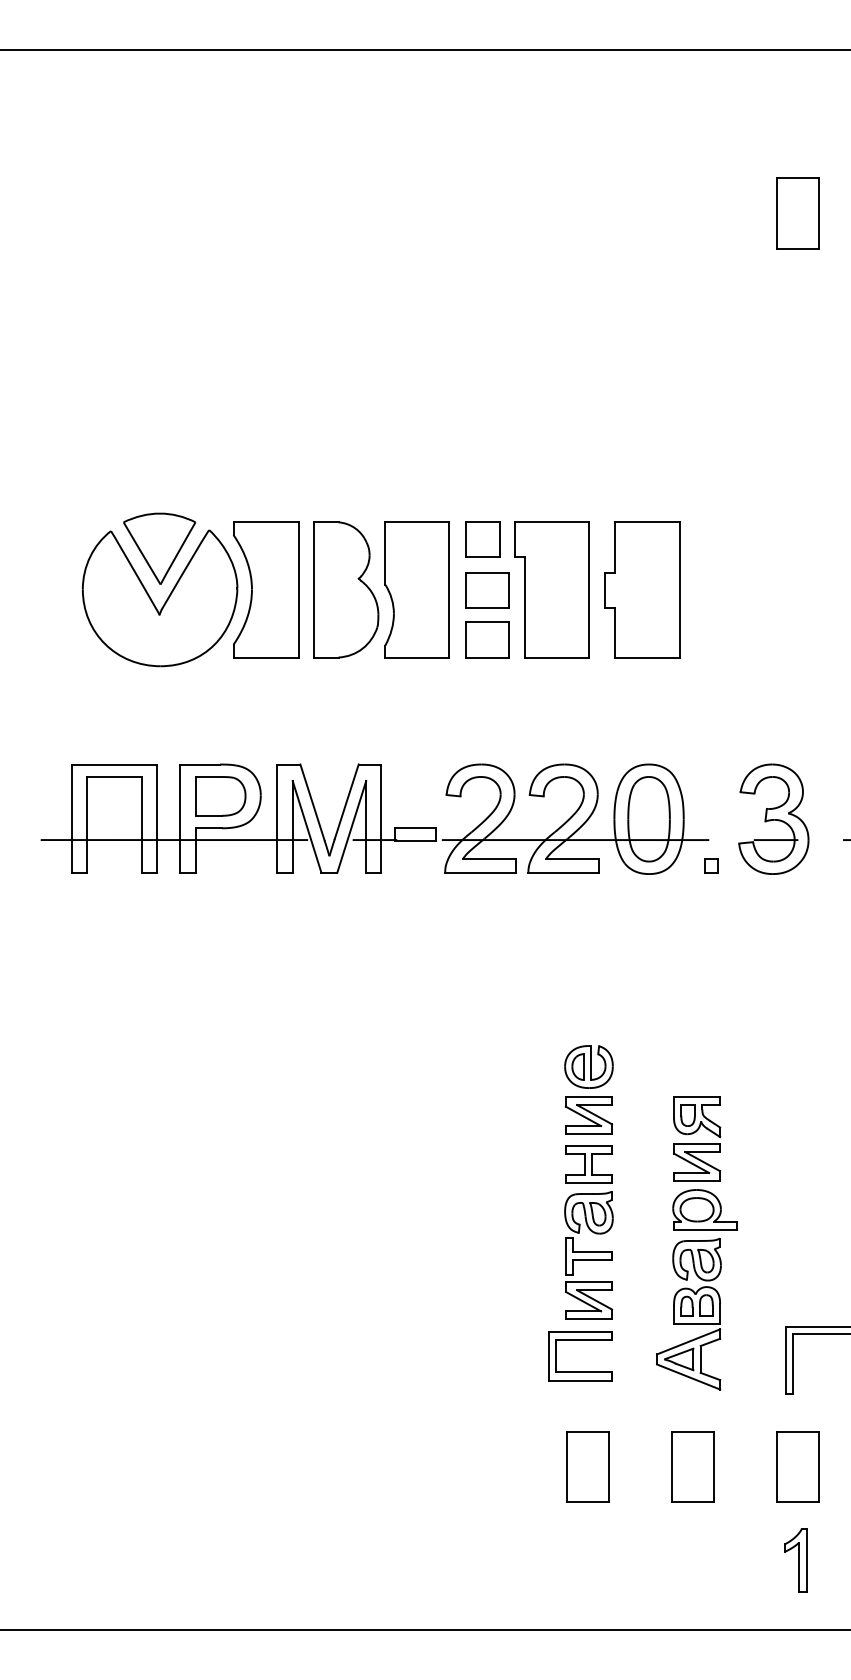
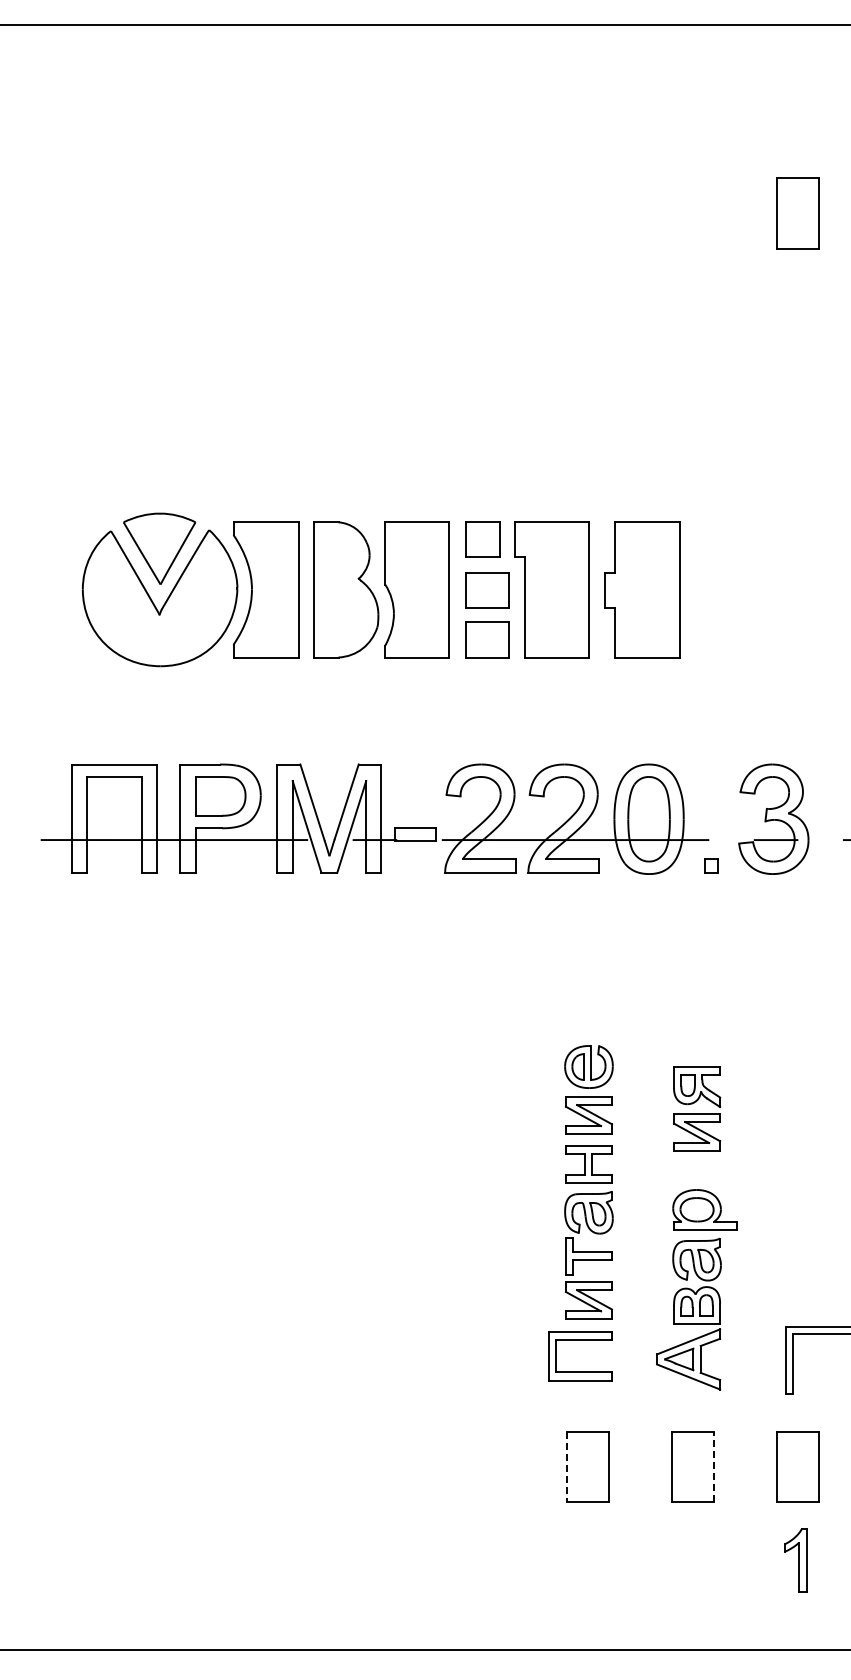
line position: (424, 50) -> (424, 25) (424, 25)
part position: (697, 1138) -> (697, 1108) (697, 1108)
line: solid -> dashed (714, 1466)
line: solid -> dashed (566, 1467)
line position: (424, 1629) -> (424, 1649) (424, 1649)
